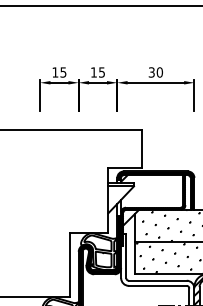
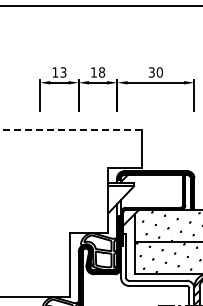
text: 15 -> 13 (63, 71)
text: 15 -> 18 (102, 72)
line: solid -> dashed (70, 130)
